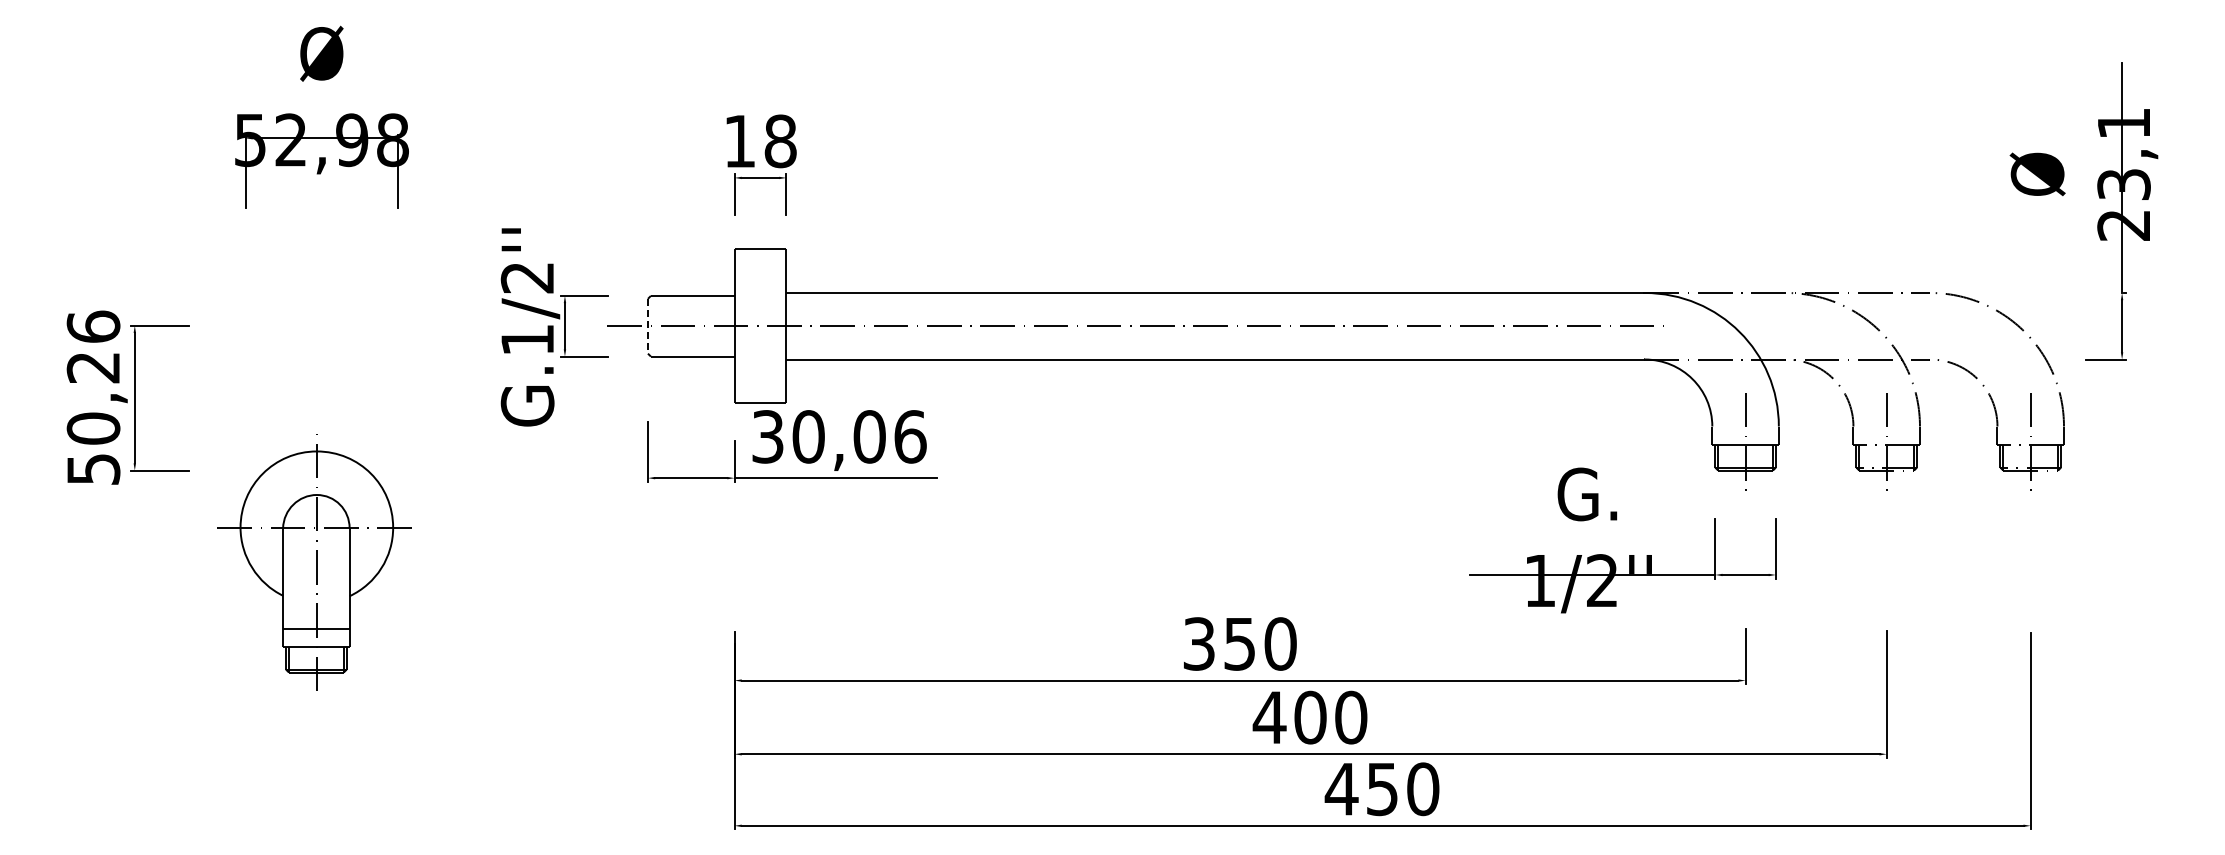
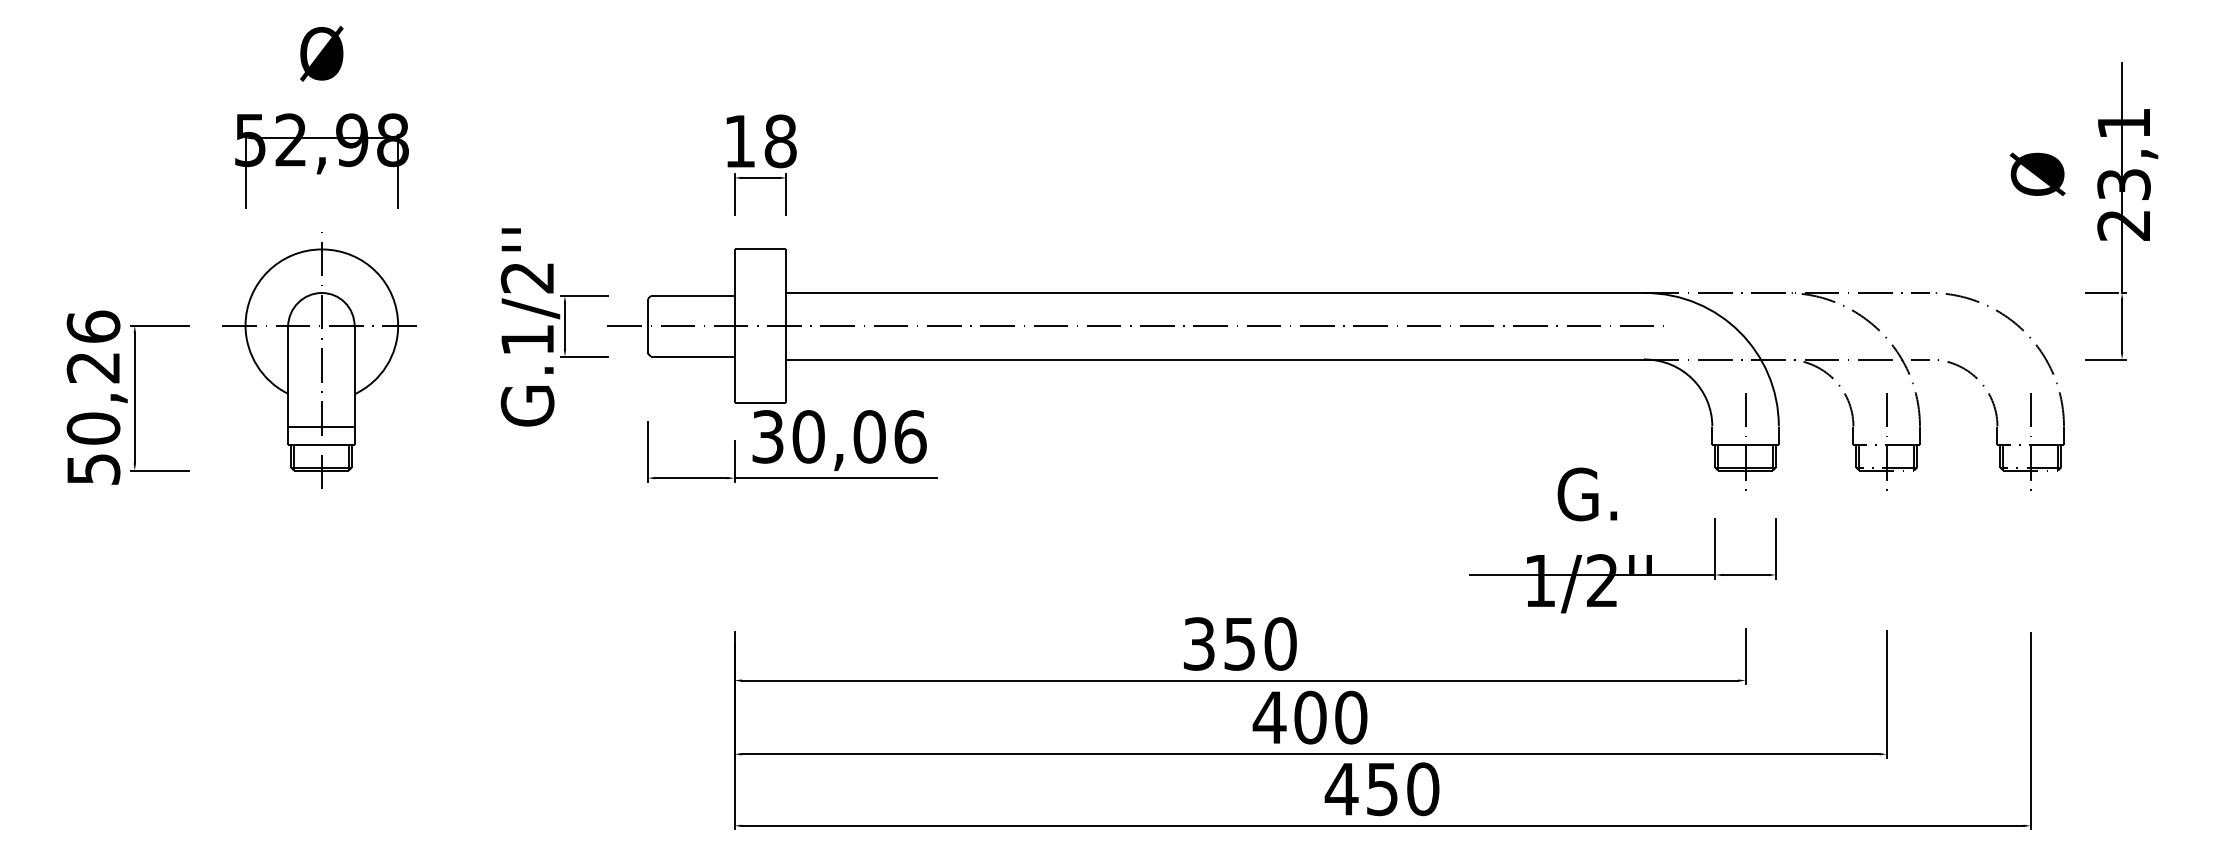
line: none -> present (2102, 292)
line: dashed -> solid (647, 326)
part position: (314, 562) -> (319, 360) (319, 360)
